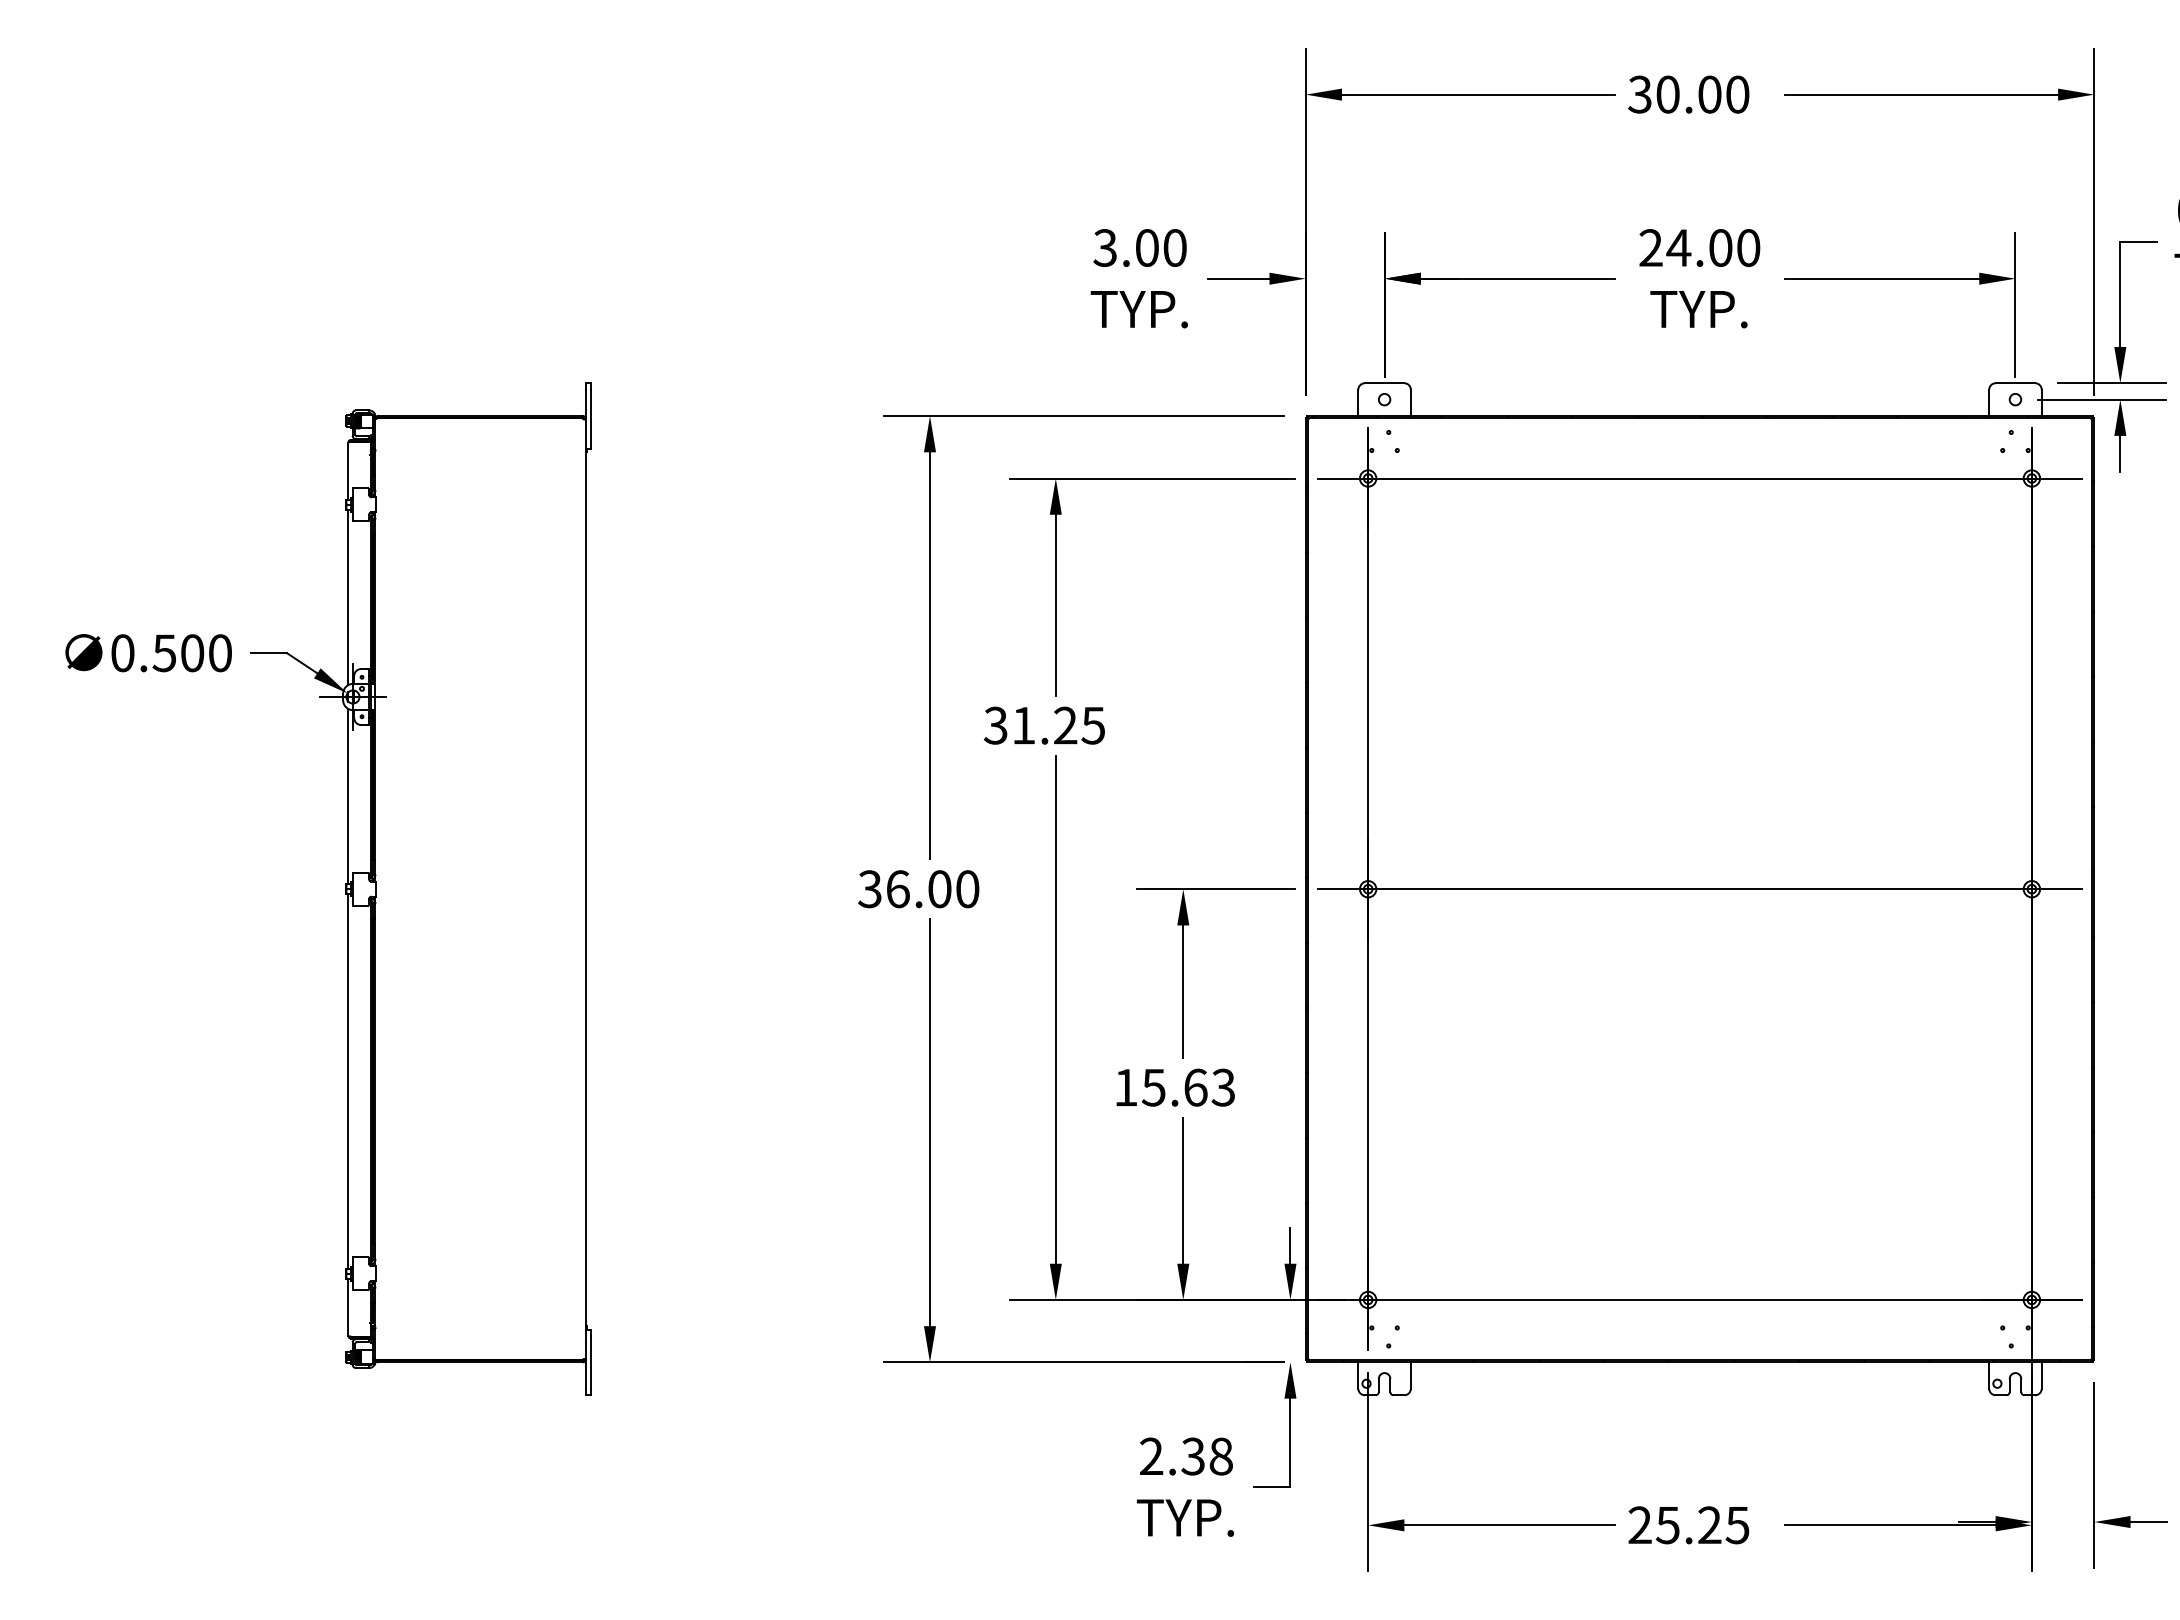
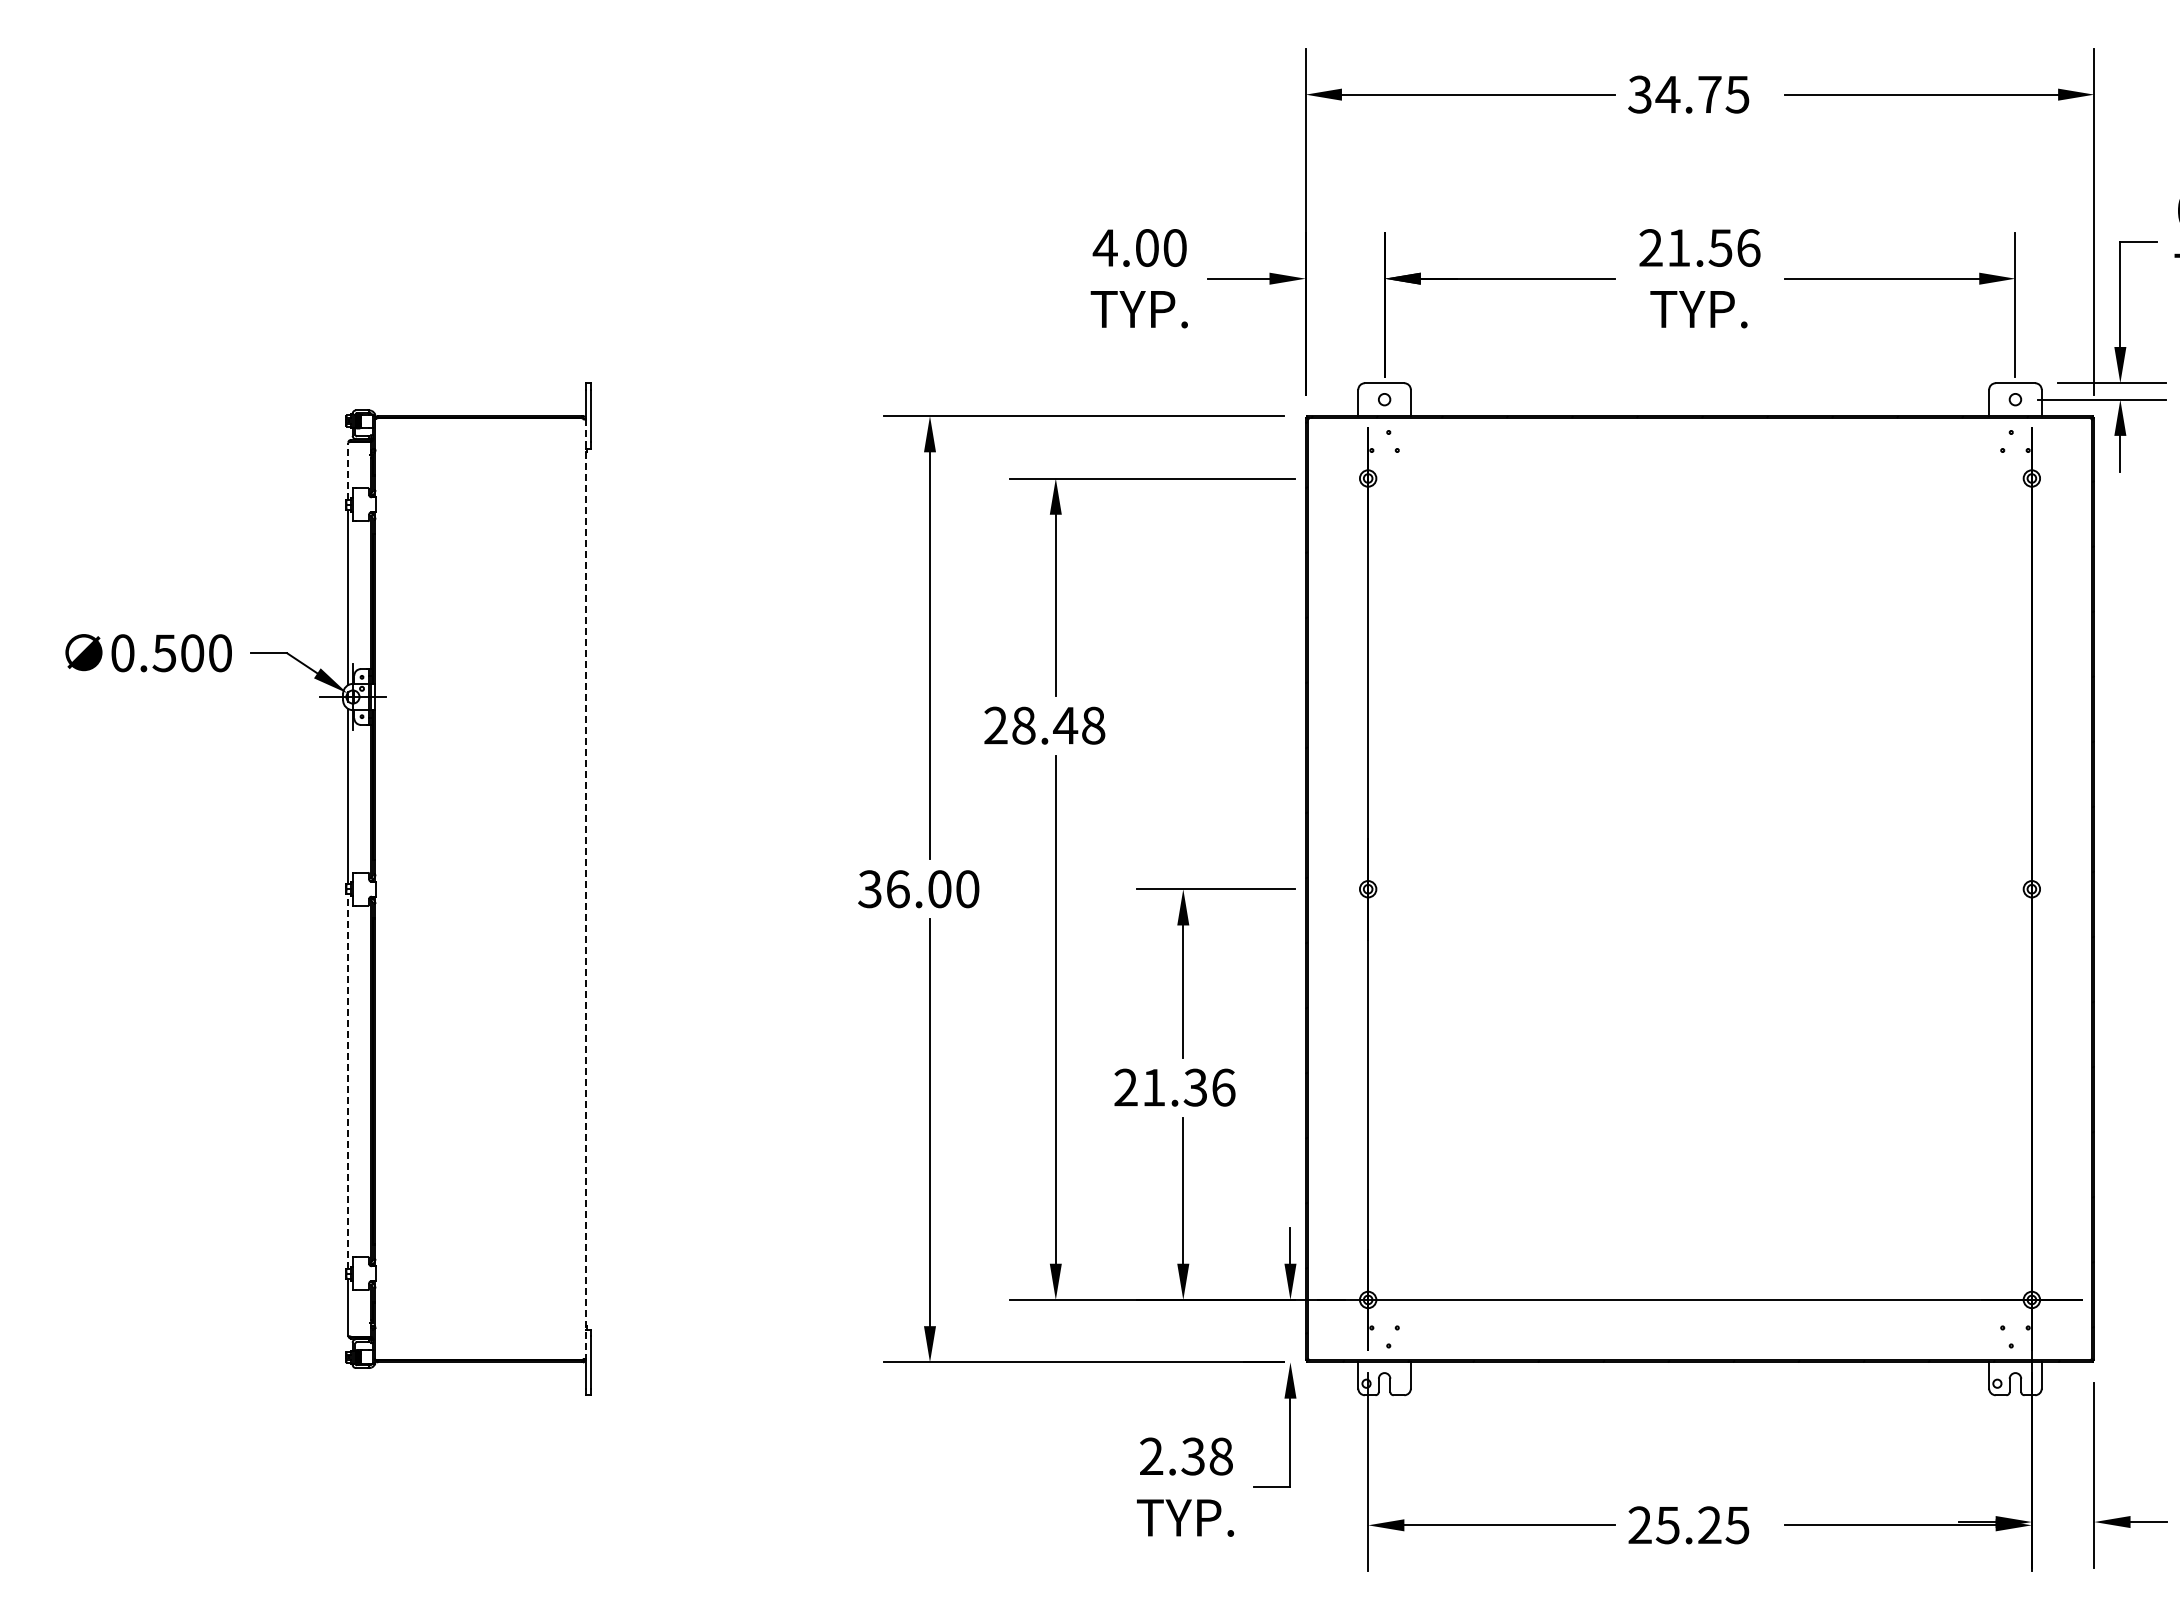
text: 30.00 -> 34.75 (1702, 94)
text: 3.00 -> 4.00 (1104, 247)
text: 24.00 -> 21.56 (1713, 247)
line: solid -> dashed (348, 471)
line: present -> none (1699, 478)
text: 31.25 -> 28.48 (1044, 725)
line: solid -> dashed (585, 889)
line: present -> none (1699, 889)
line: solid -> dashed (348, 1080)
text: 15.63 -> 21.36 (1174, 1087)
